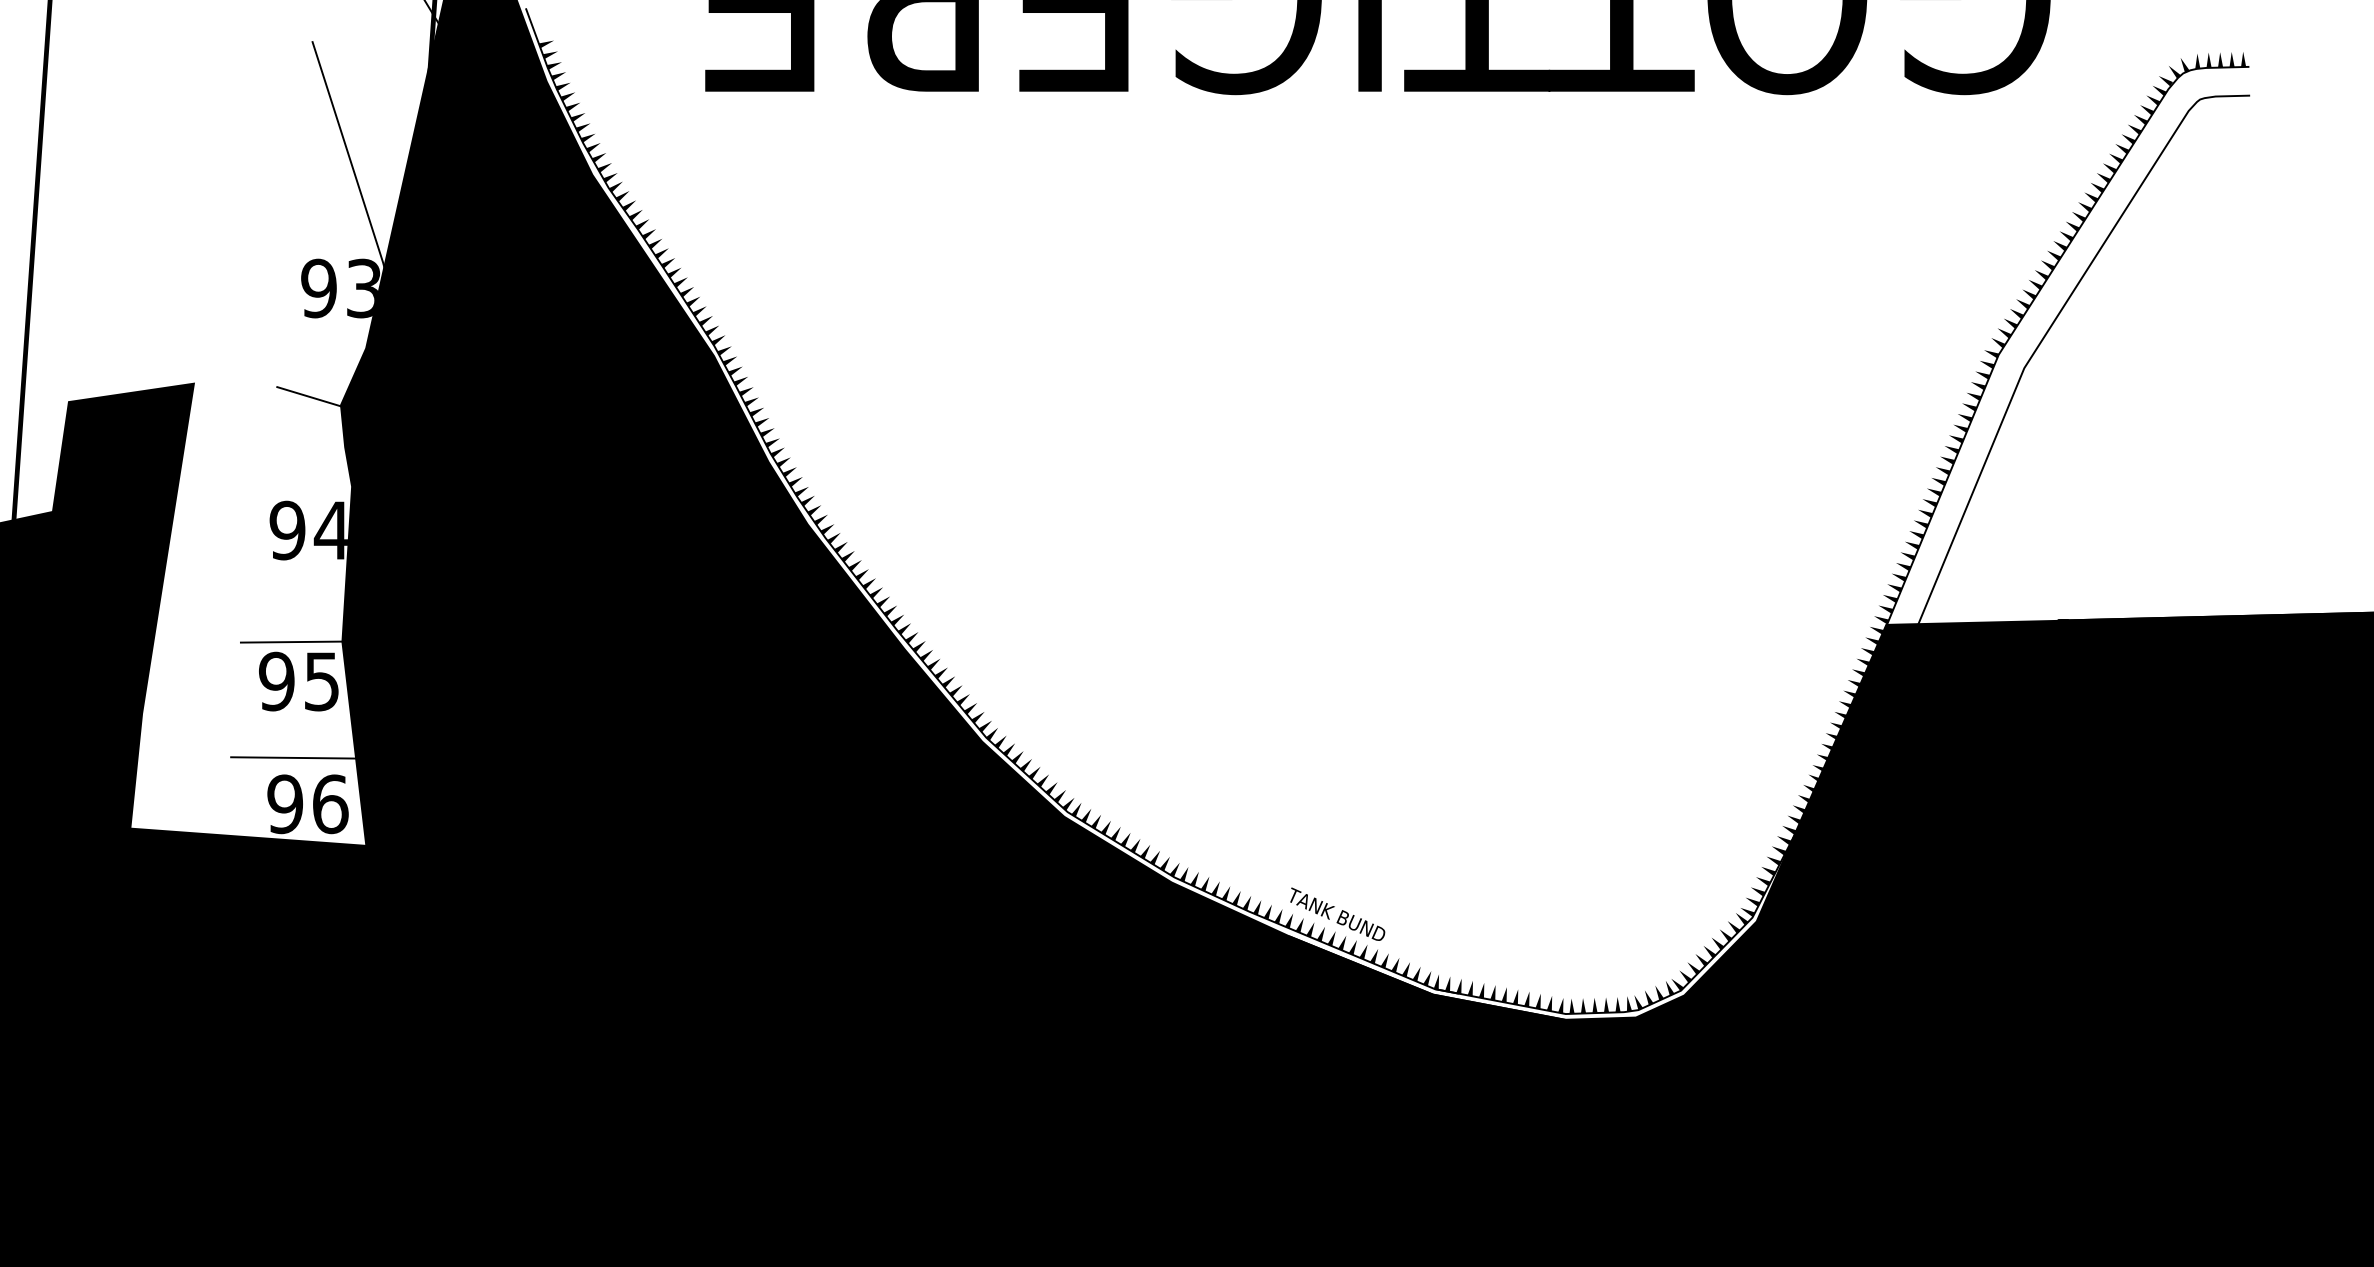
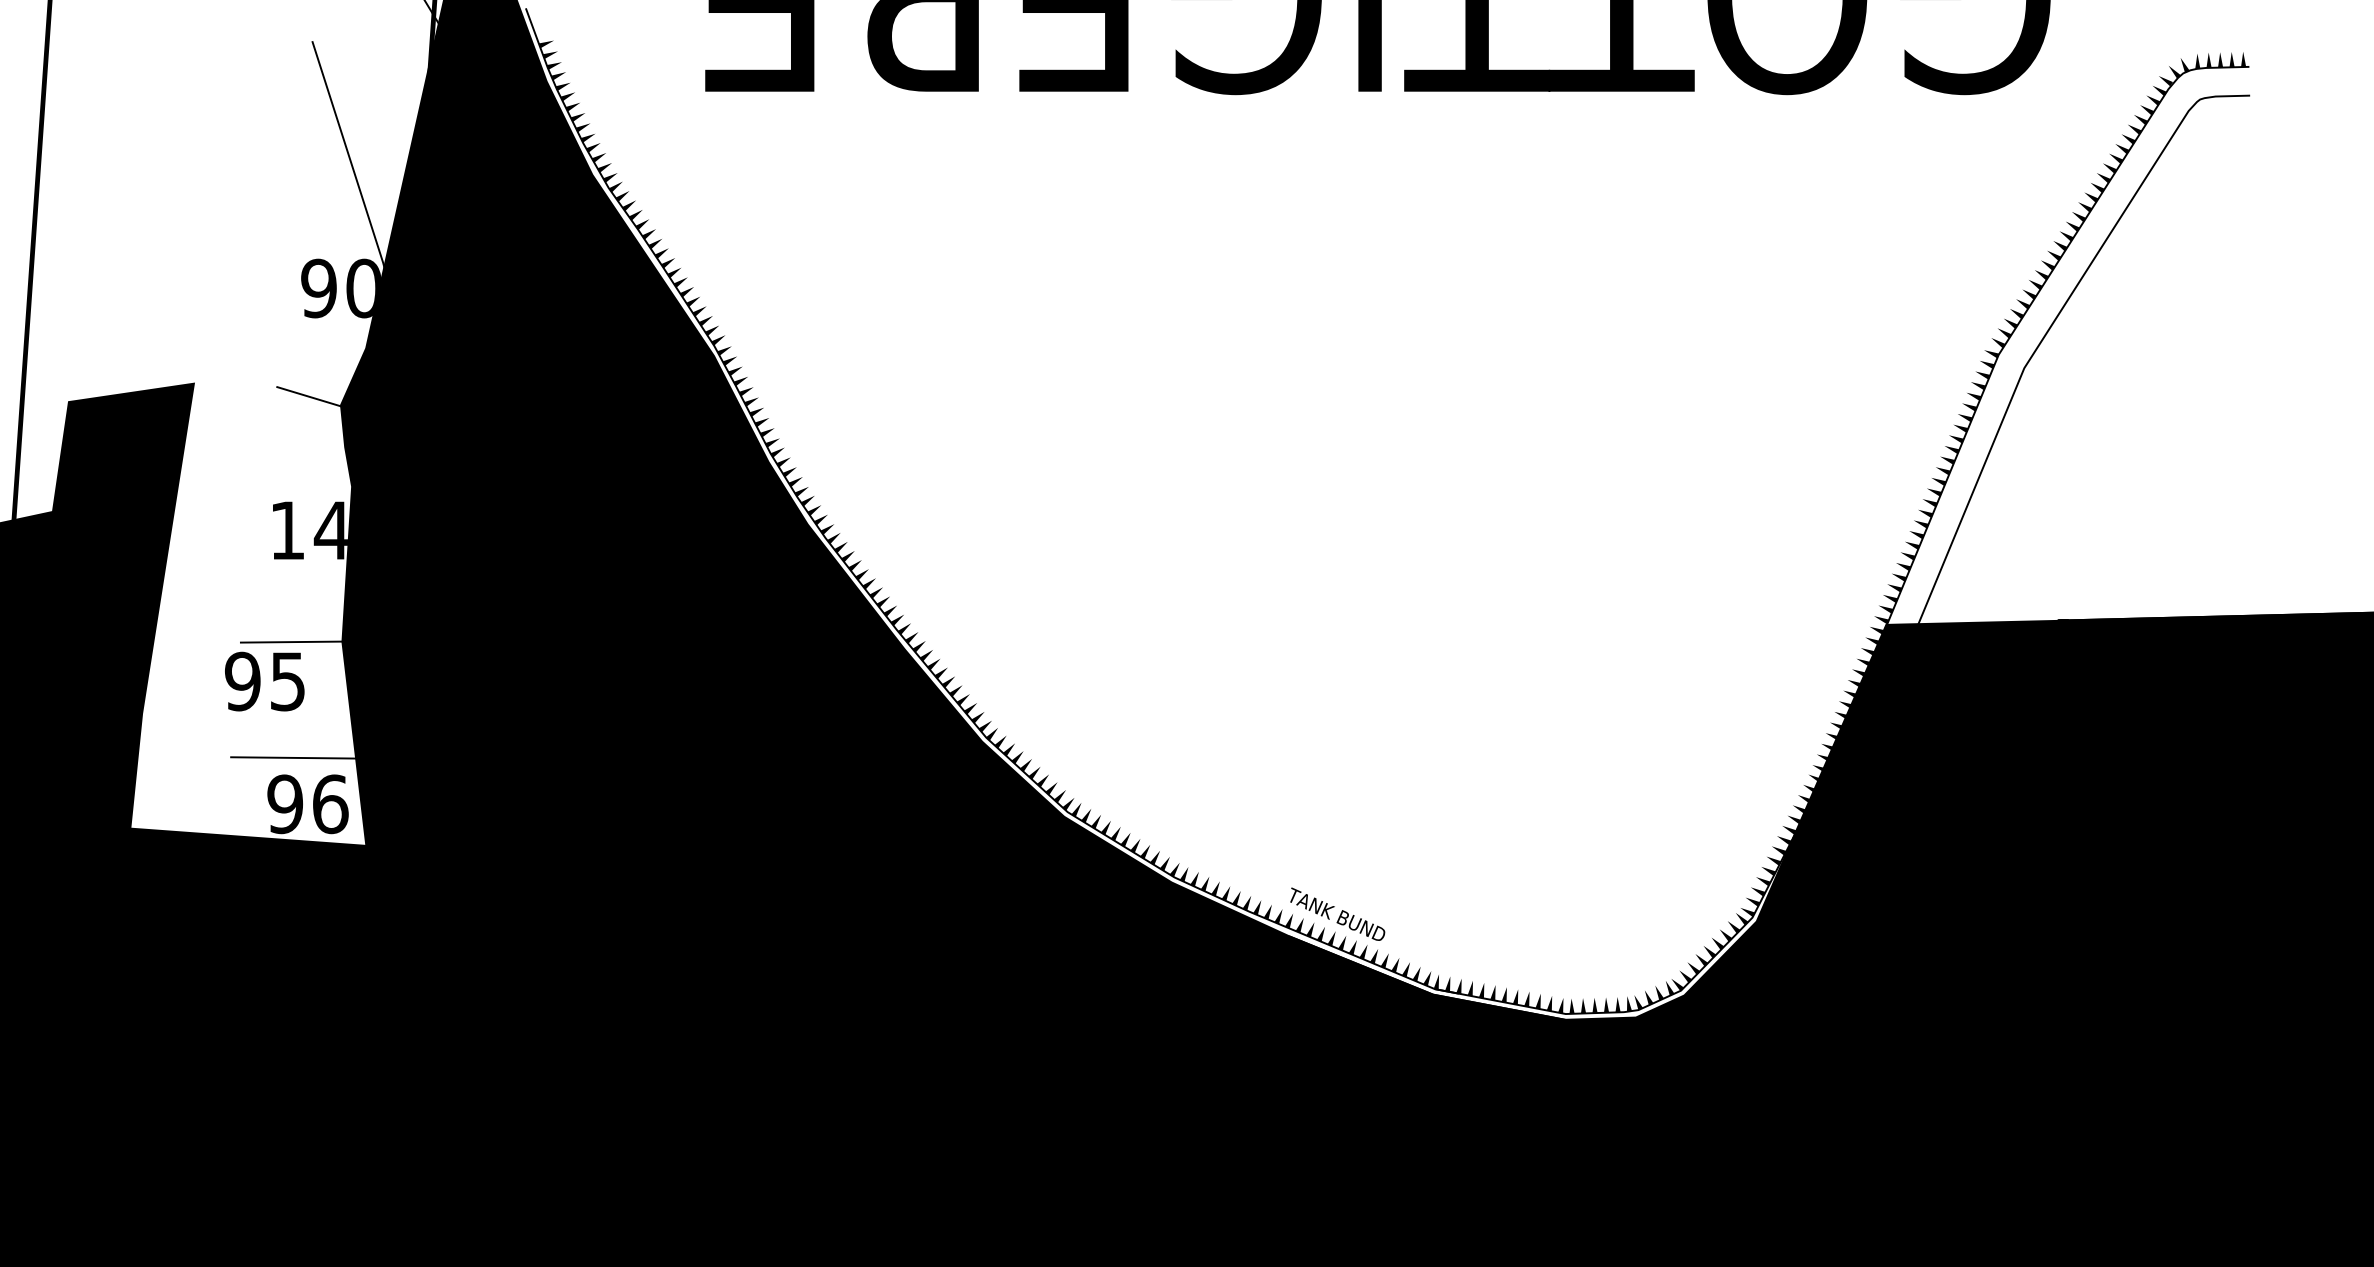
text: 93 -> 90 (363, 288)
text: 94 -> 14 (287, 530)
text position: (298, 681) -> (264, 681) (264, 681)
